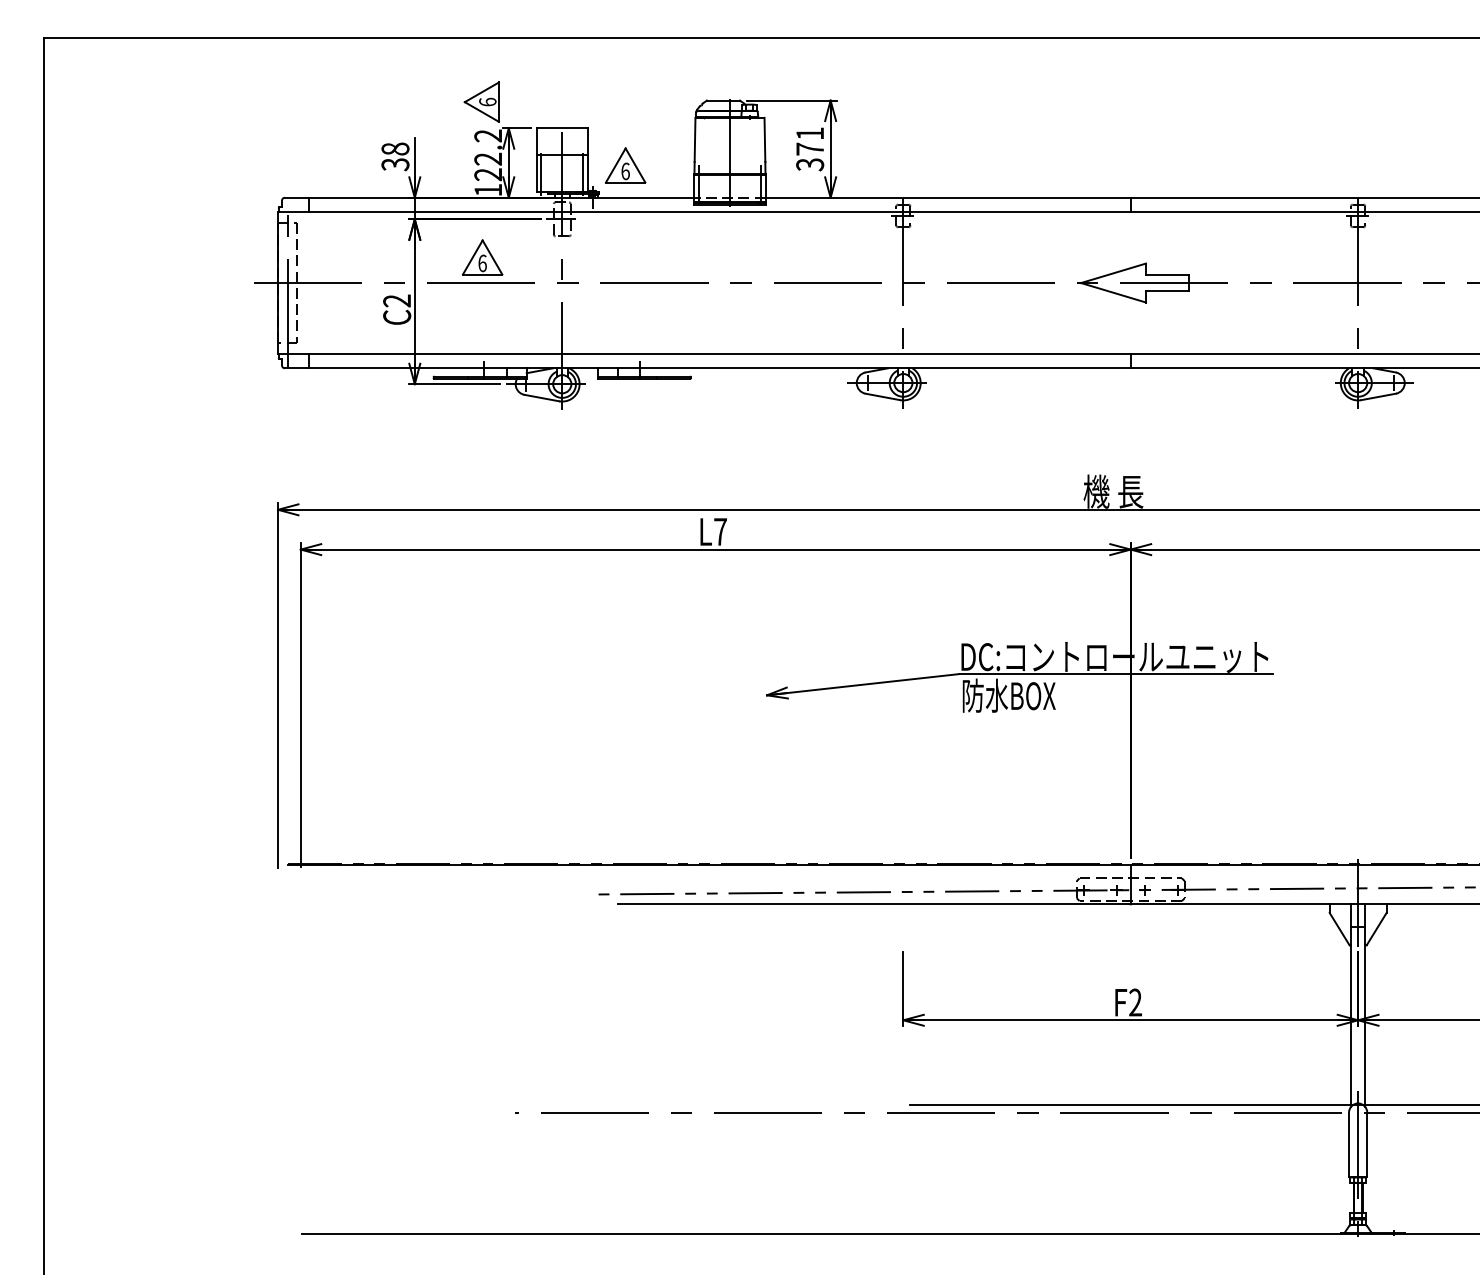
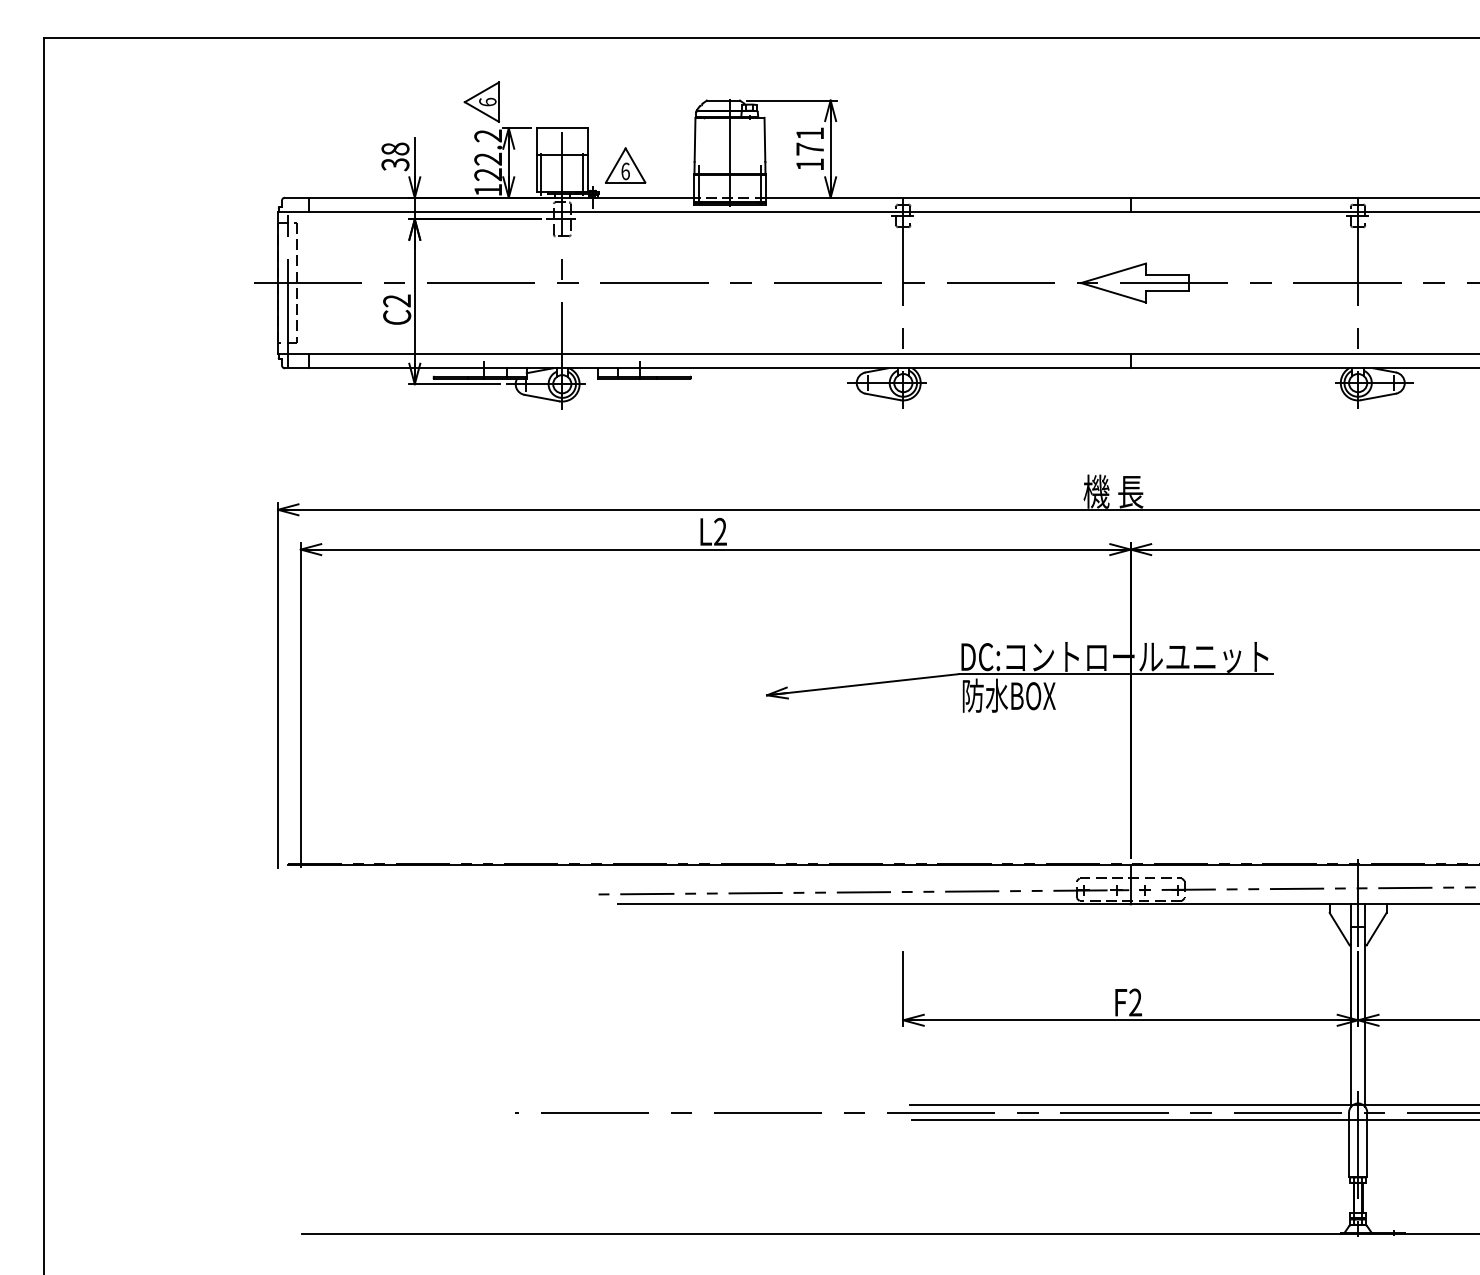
text: 371 -> 171 (810, 164)
part: present -> none (482, 257)
text: L7 -> L2 (720, 531)
line: none -> present (1194, 1120)
